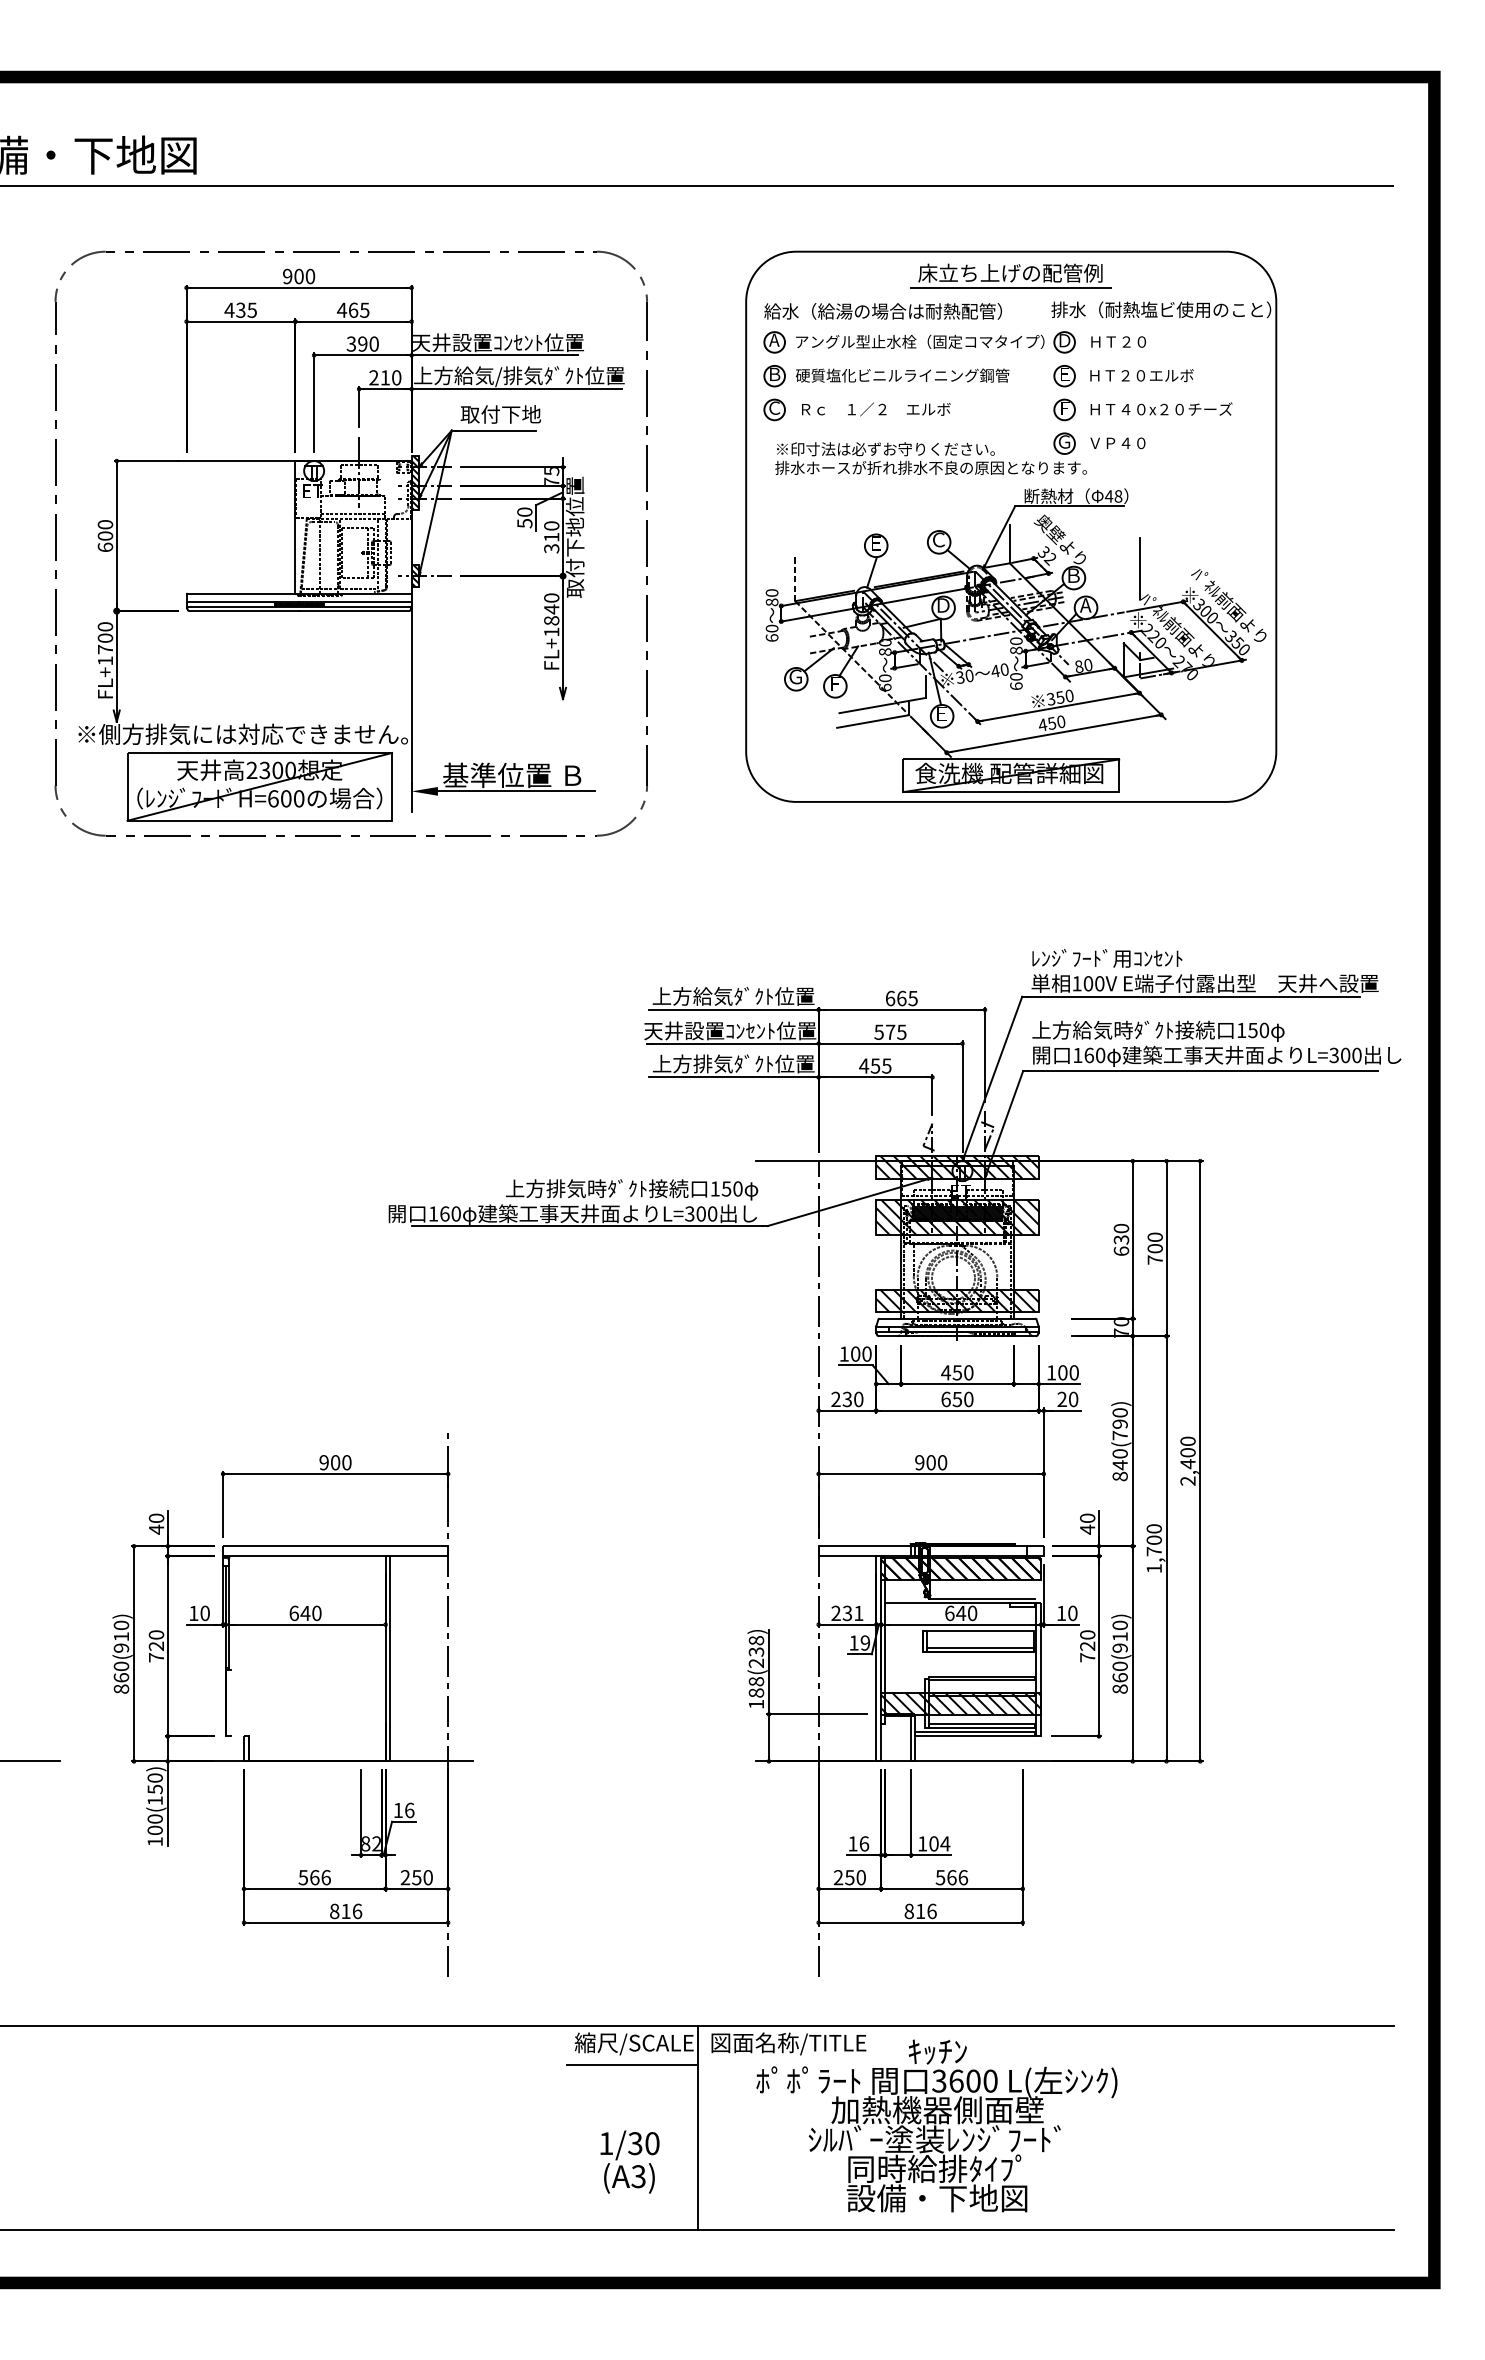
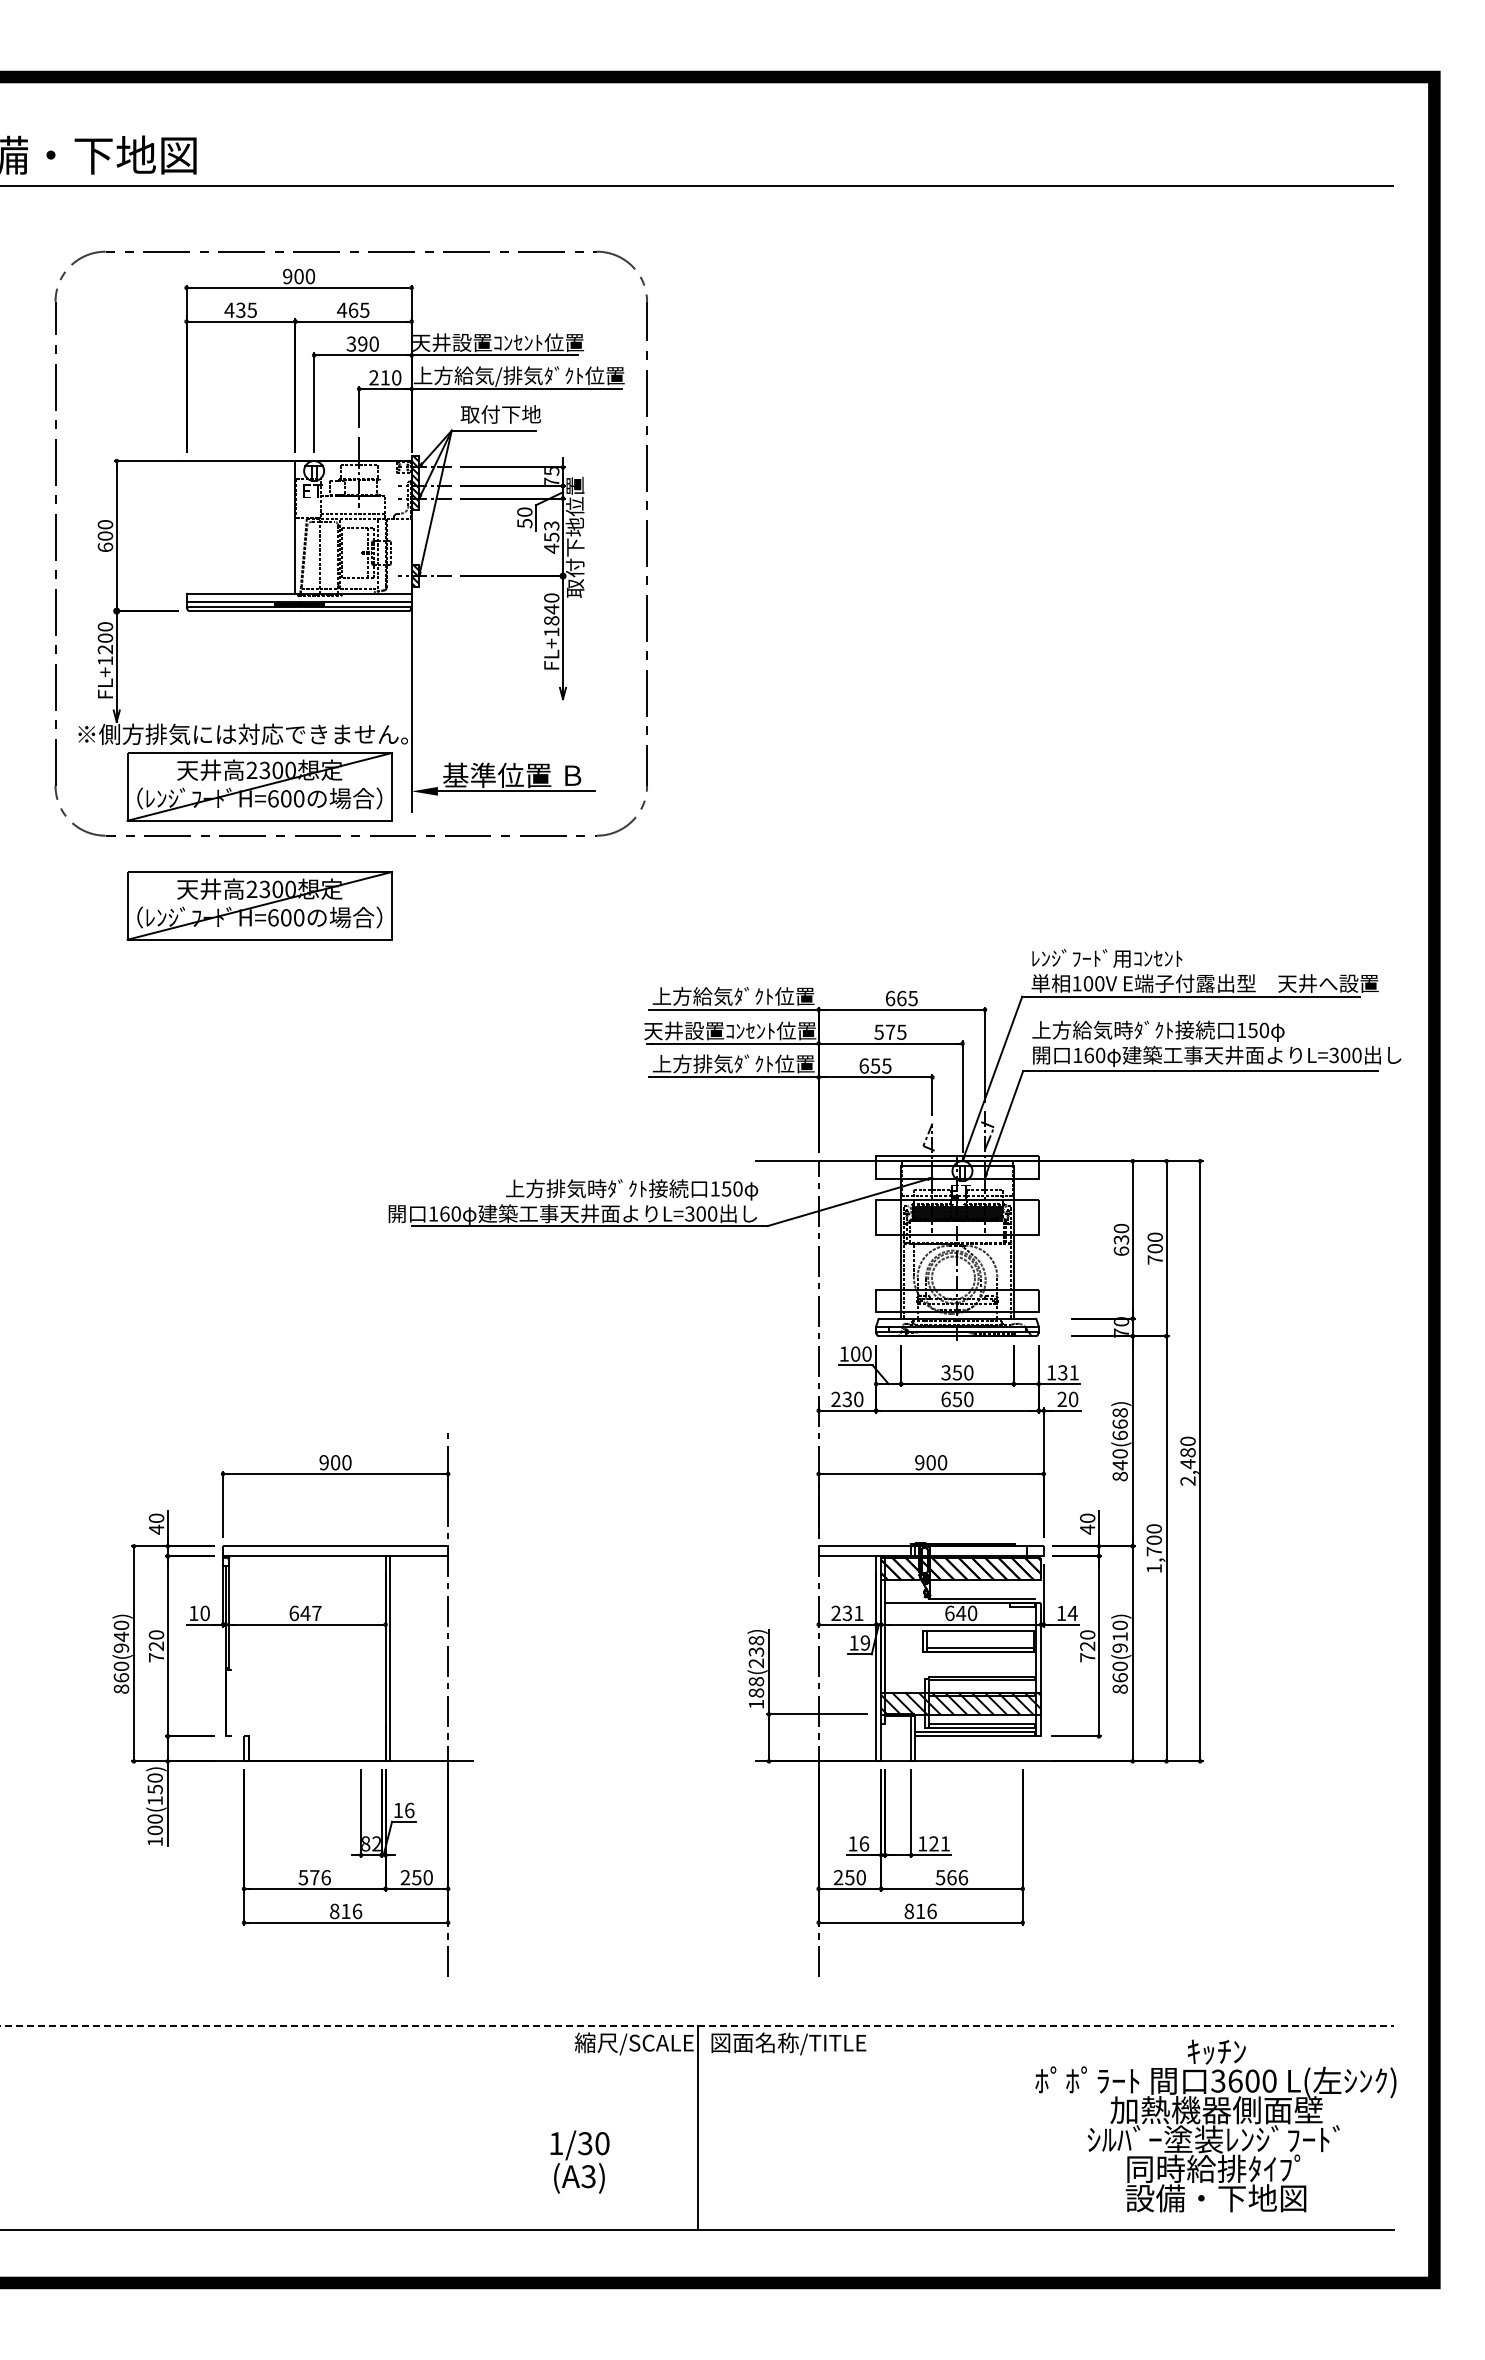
part: present -> none (1011, 526)
text: 310 -> 453 (551, 537)
text: FL+1700 -> FL+1200 (104, 649)
part: none -> present (259, 905)
text: 455 -> 655 (864, 1065)
hatch: present -> none (957, 1167)
hatch: present -> none (957, 1216)
hatch: present -> none (957, 1300)
text: 450 -> 350 (945, 1372)
text: 100 -> 131 (1068, 1372)
text: 840(790) -> 840(668) (1119, 1424)
text: 2,400 -> 2,480 (1187, 1452)
text: 640 -> 647 (316, 1613)
text: 10 -> 14 (1072, 1613)
text: 860(910) -> 860(940) (121, 1636)
line: present -> none (31, 1761)
text: 104 -> 121 (939, 1843)
text: 566 -> 576 (314, 1877)
line: solid -> dashed (697, 2026)
line: present -> none (631, 2064)
text position: (936, 2125) -> (1215, 2125) (1215, 2125)
text position: (629, 2161) -> (579, 2161) (579, 2161)
